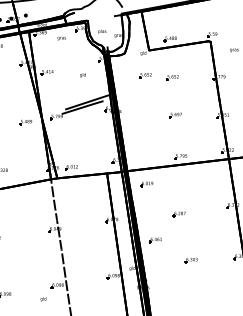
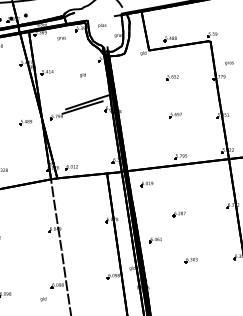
text position: (102, 31) -> (102, 25) (102, 25)
text position: (234, 50) -> (229, 63) (229, 63)
part: present -> none (145, 75)
